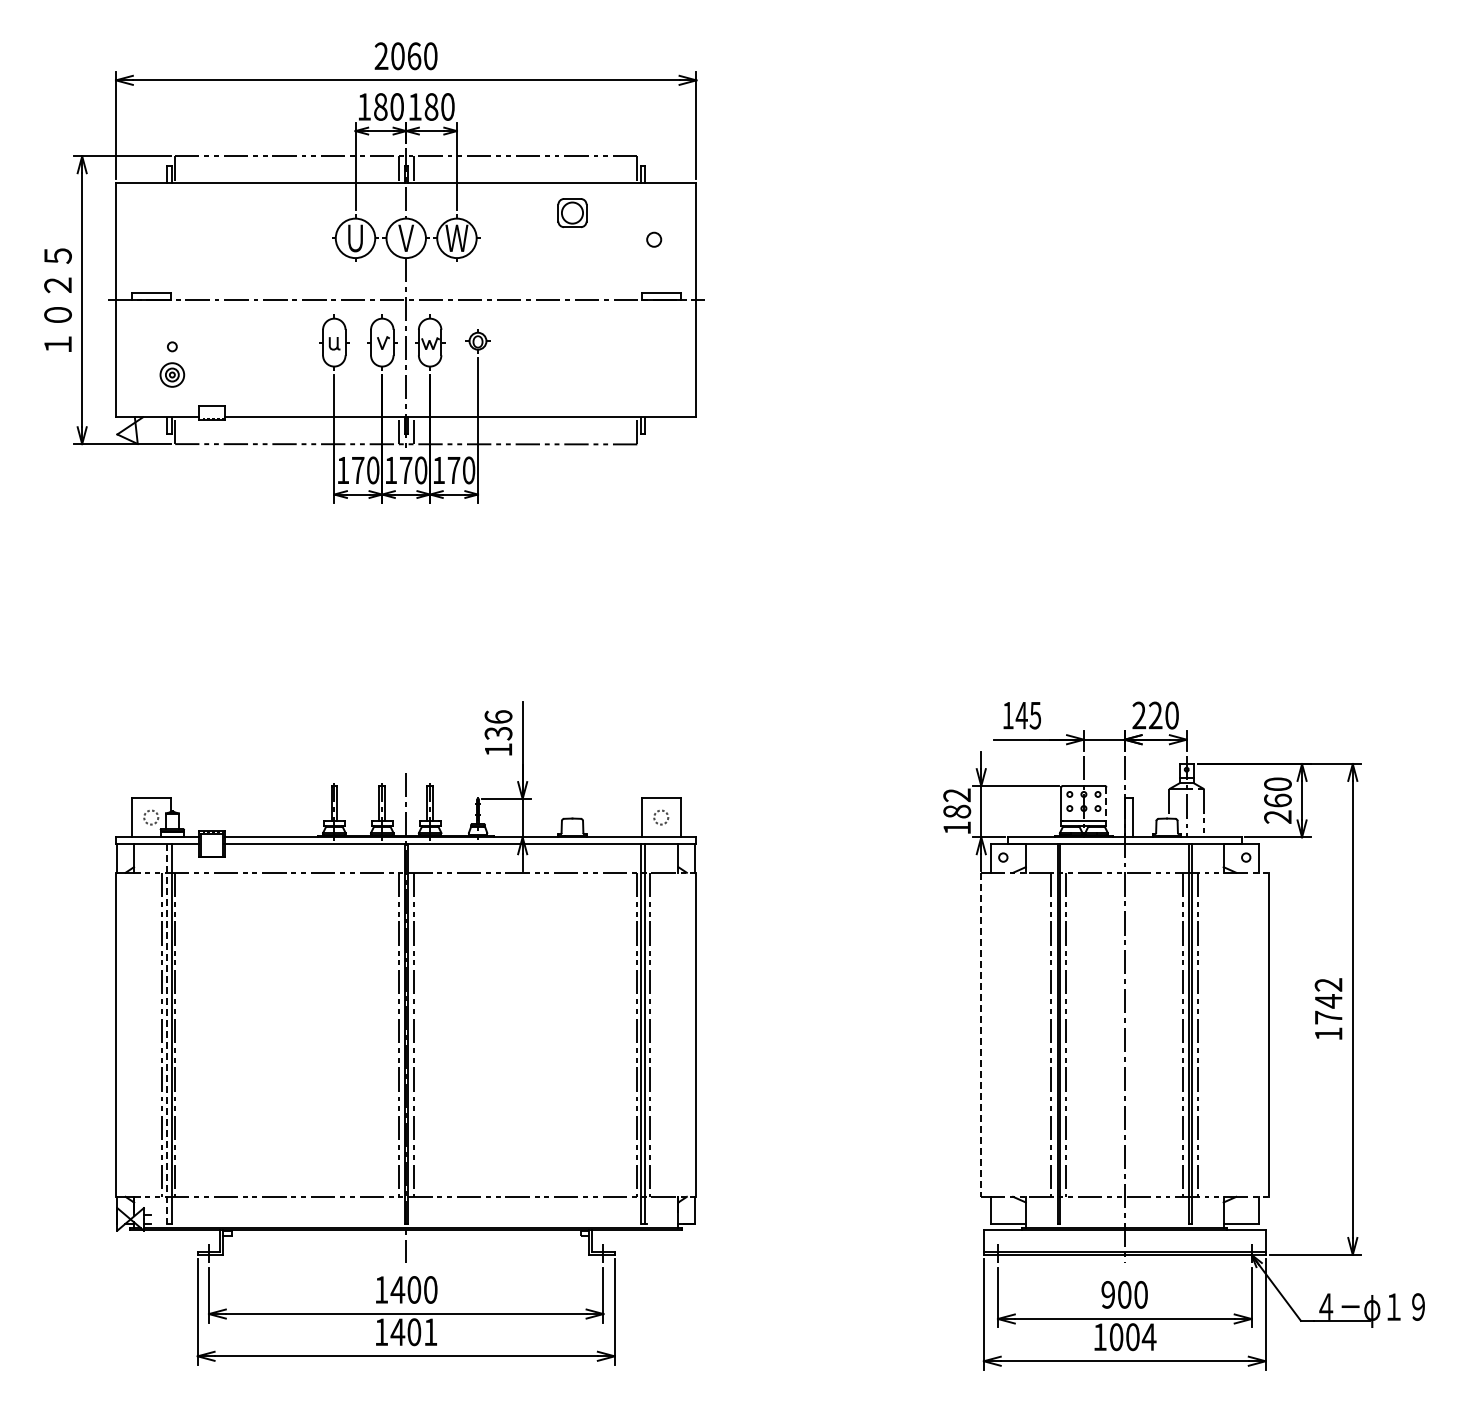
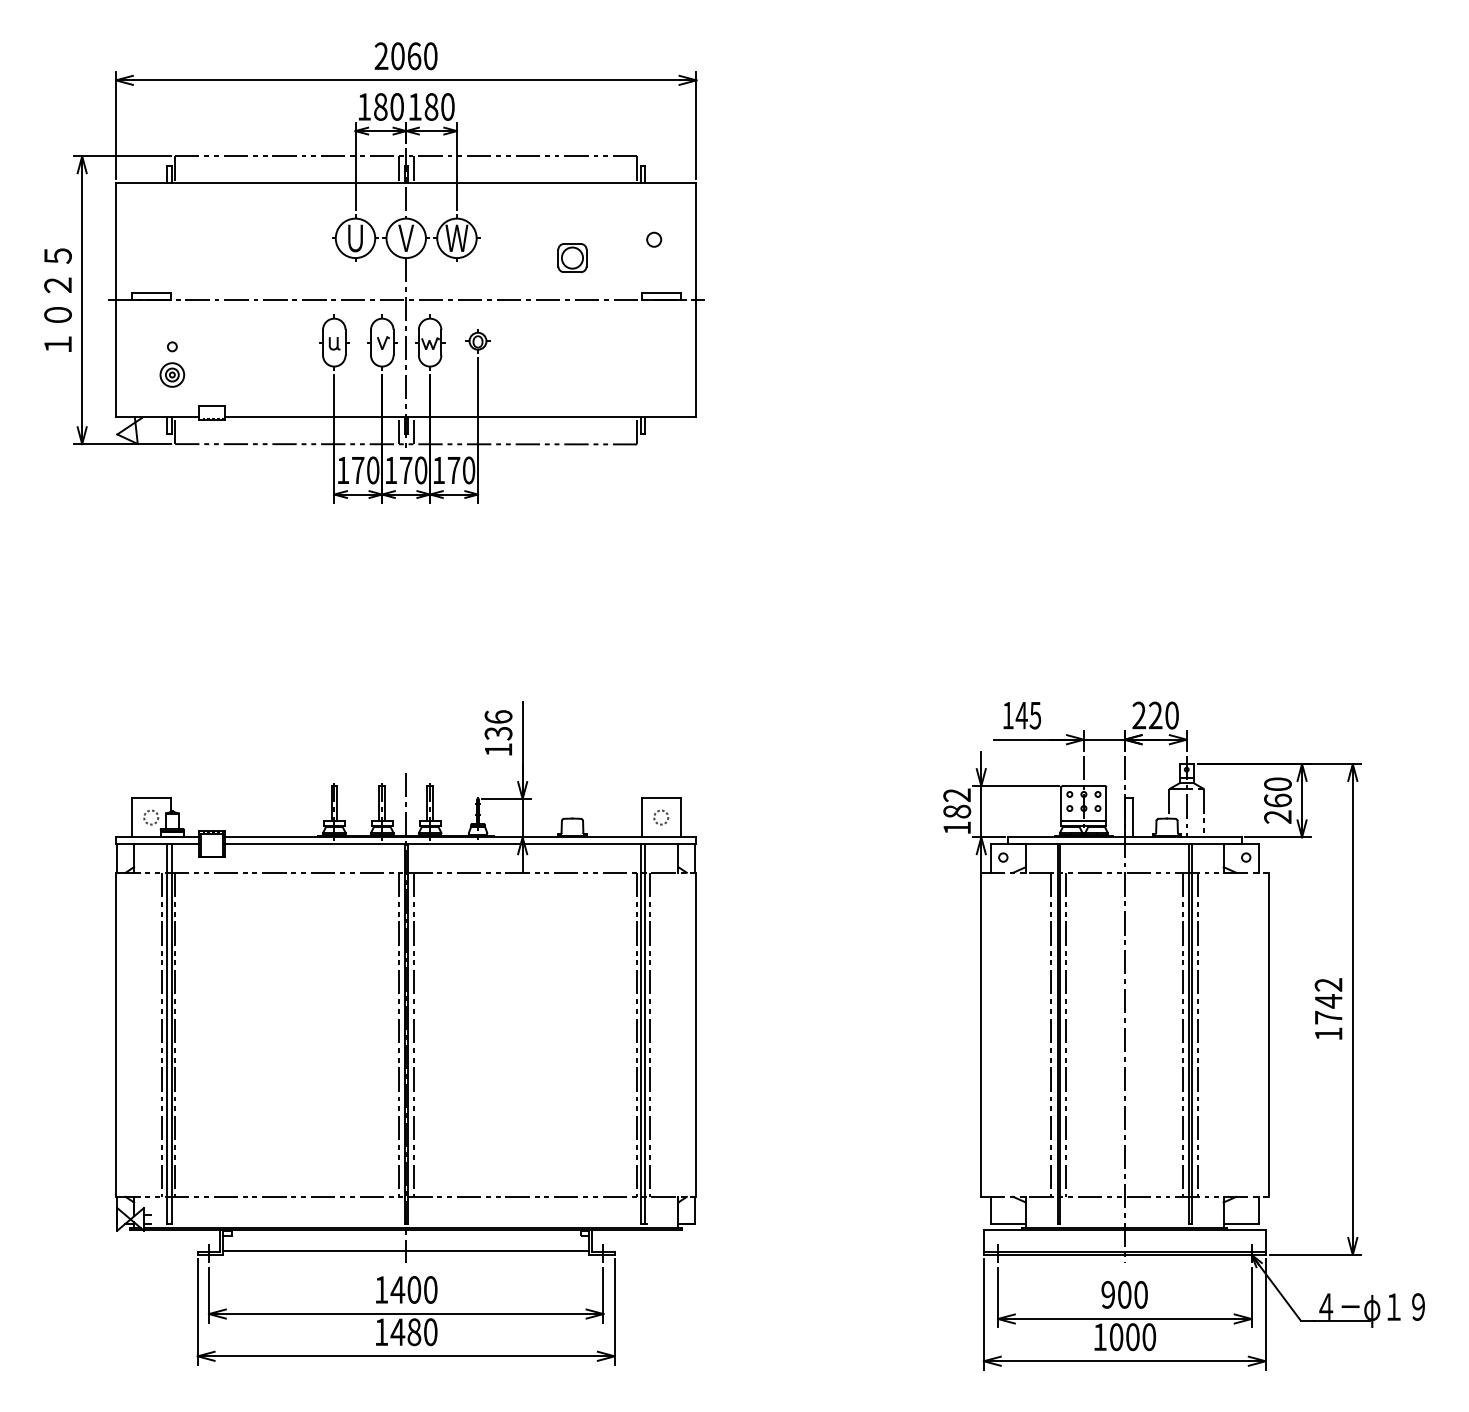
part position: (572, 212) -> (572, 257) (572, 257)
line: dashed -> solid (1106, 804)
line: dashed -> solid (167, 1034)
line: dashed -> solid (980, 1035)
line: none -> present (406, 1250)
text: 1401 -> 1480 (422, 1332)
text: 1004 -> 1000 (1148, 1337)
